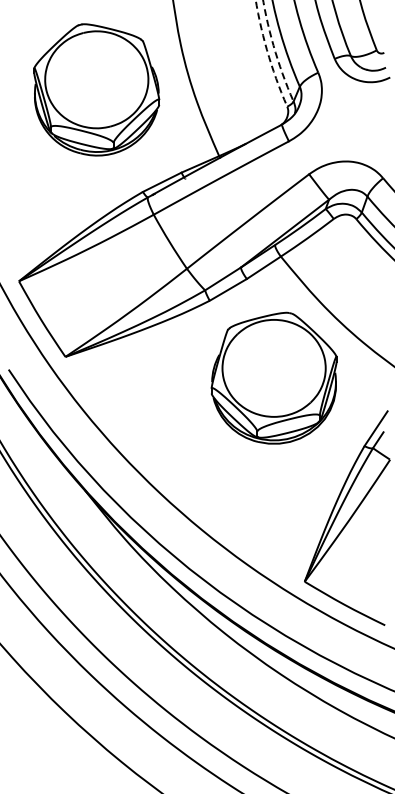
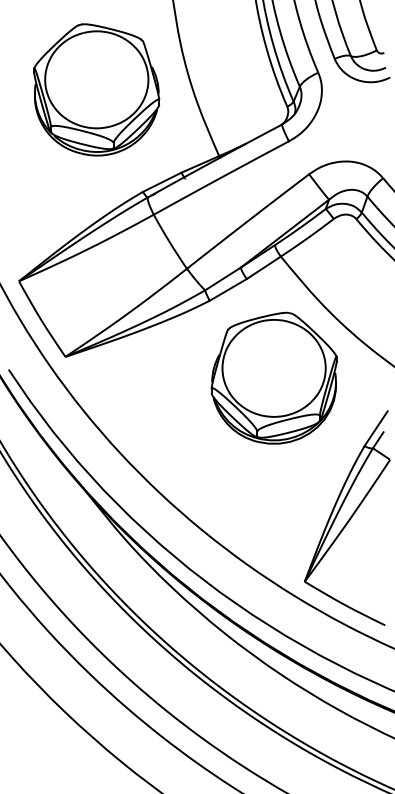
arc: dashed -> solid (275, 51)
arc: dashed -> solid (268, 54)
